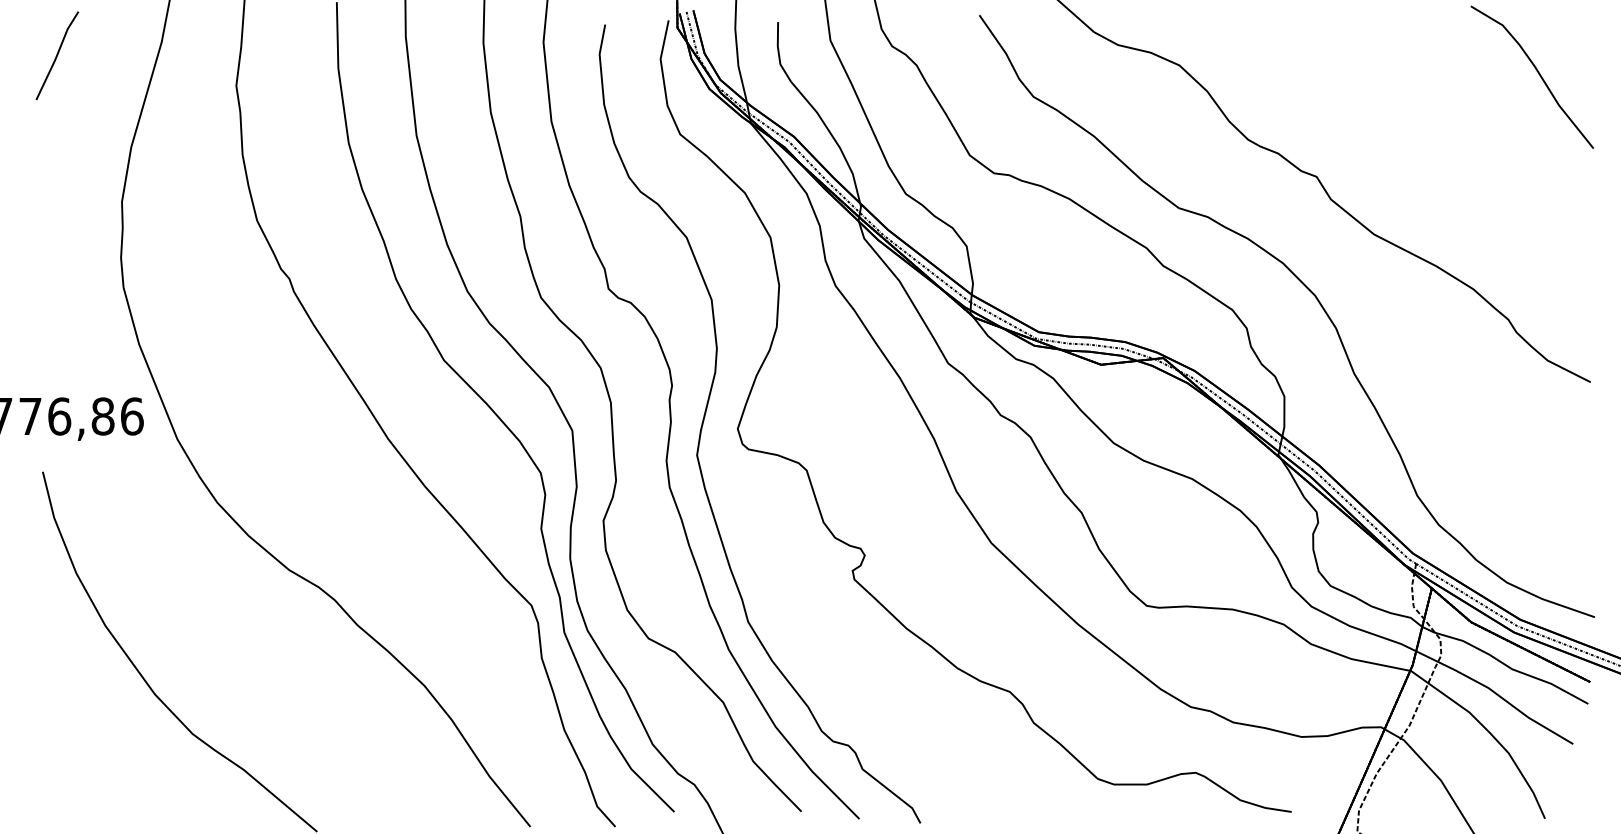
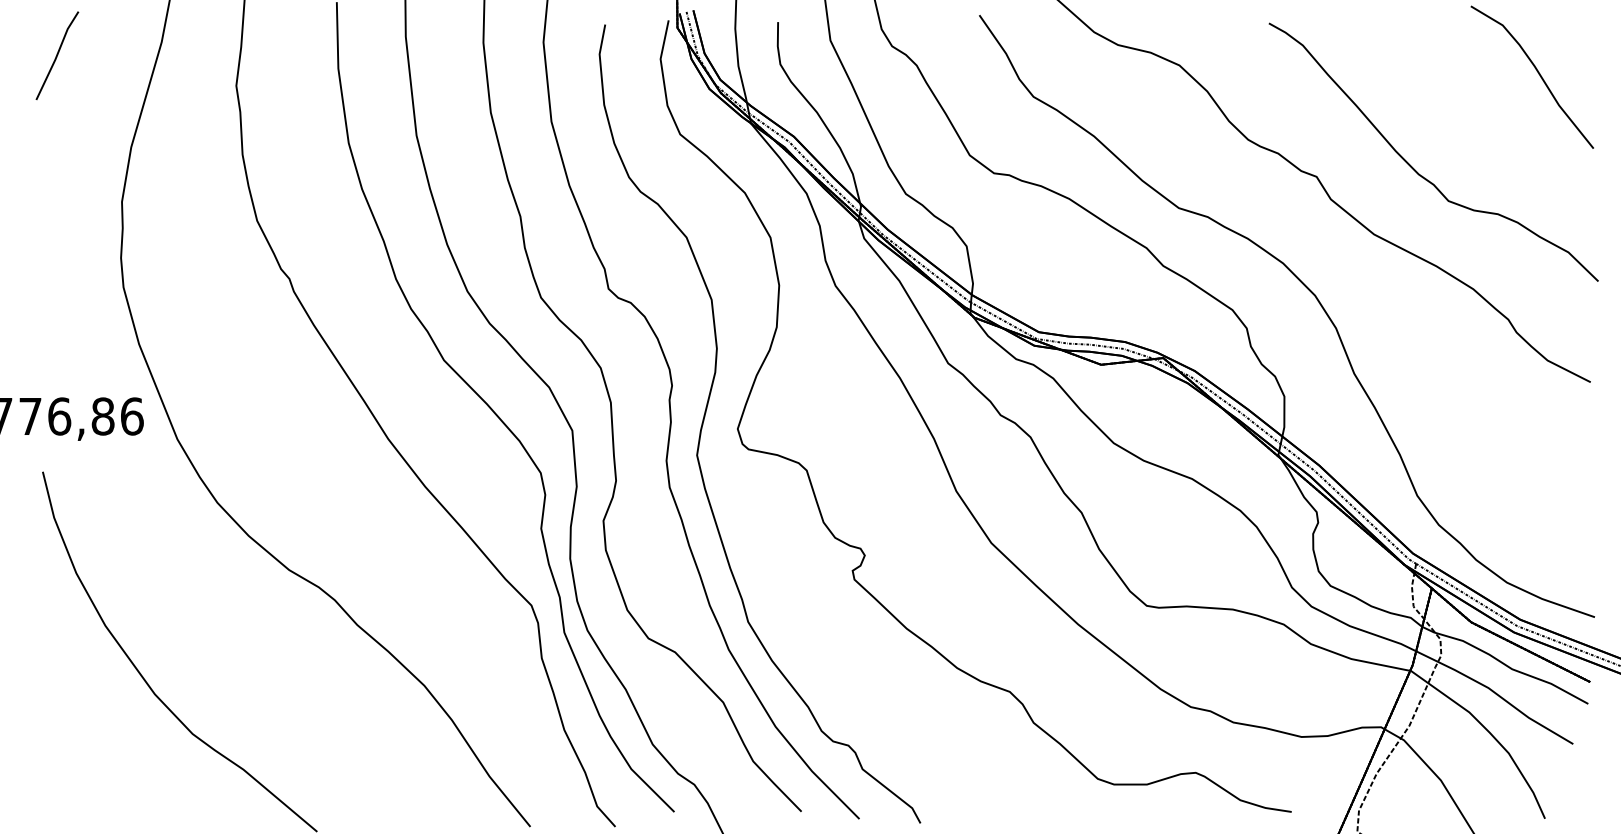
part: none -> present (1415, 169)
